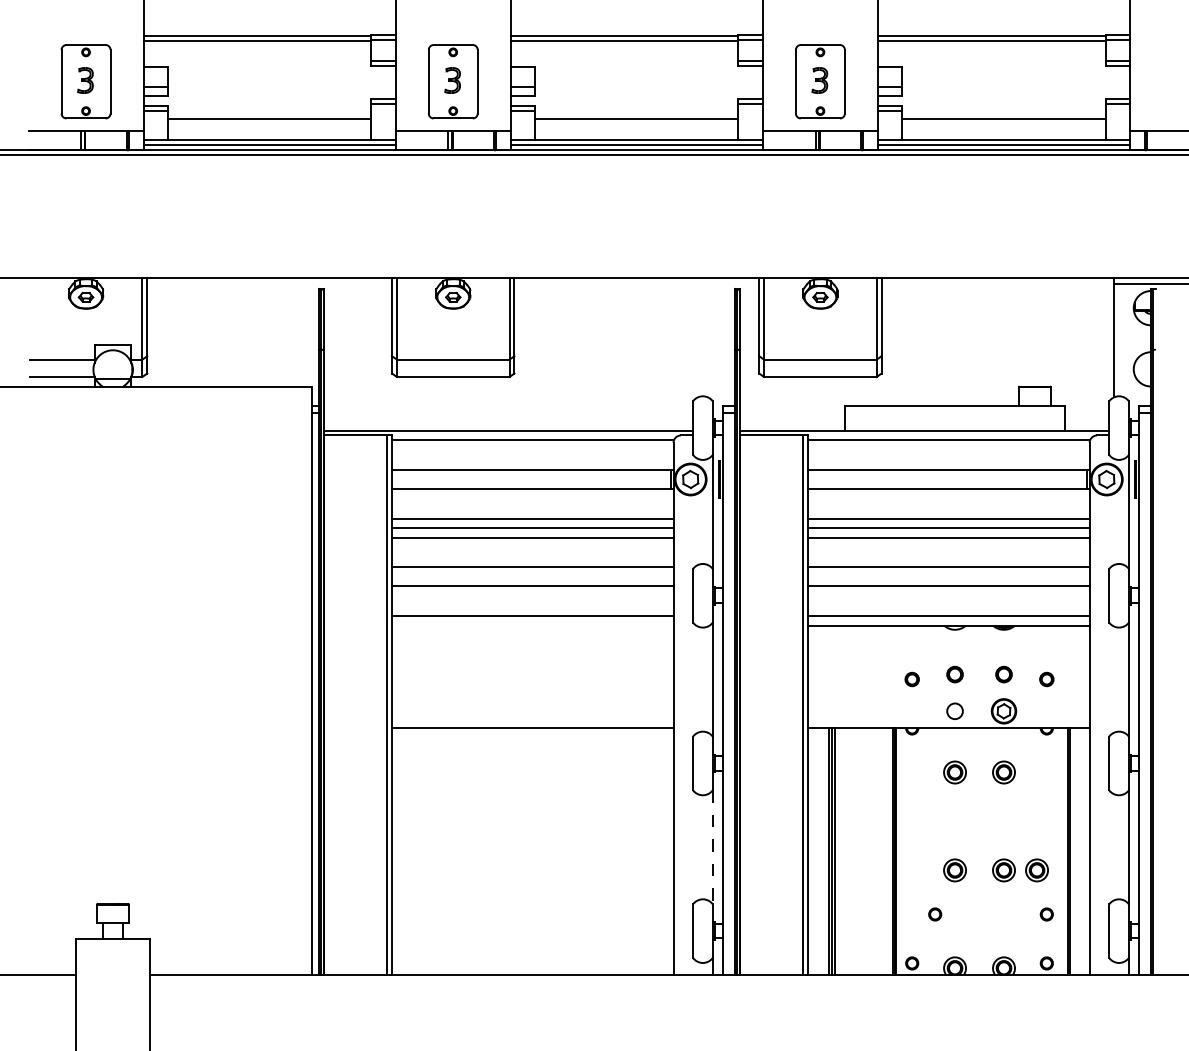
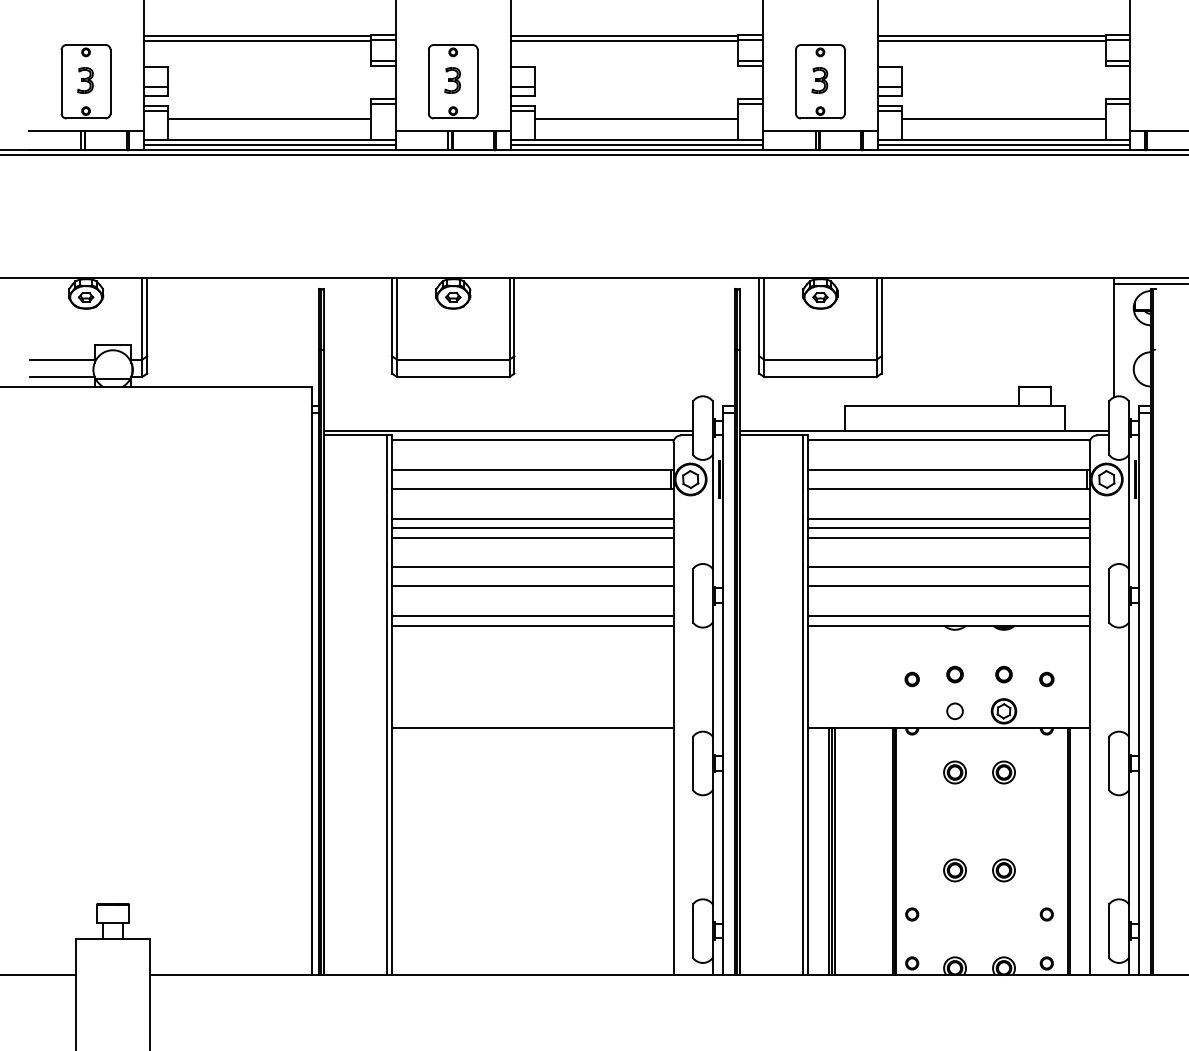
line: none -> present (532, 625)
line: dashed -> solid (712, 847)
part: present -> none (1036, 870)
circle position: (935, 914) -> (912, 914) (912, 914)
